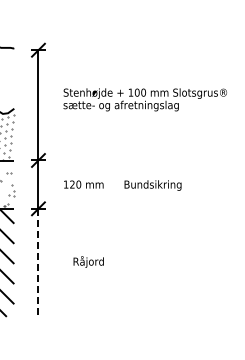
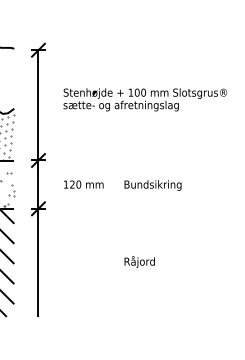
text position: (88, 261) -> (139, 261) (139, 261)
line: dashed -> solid (38, 262)
